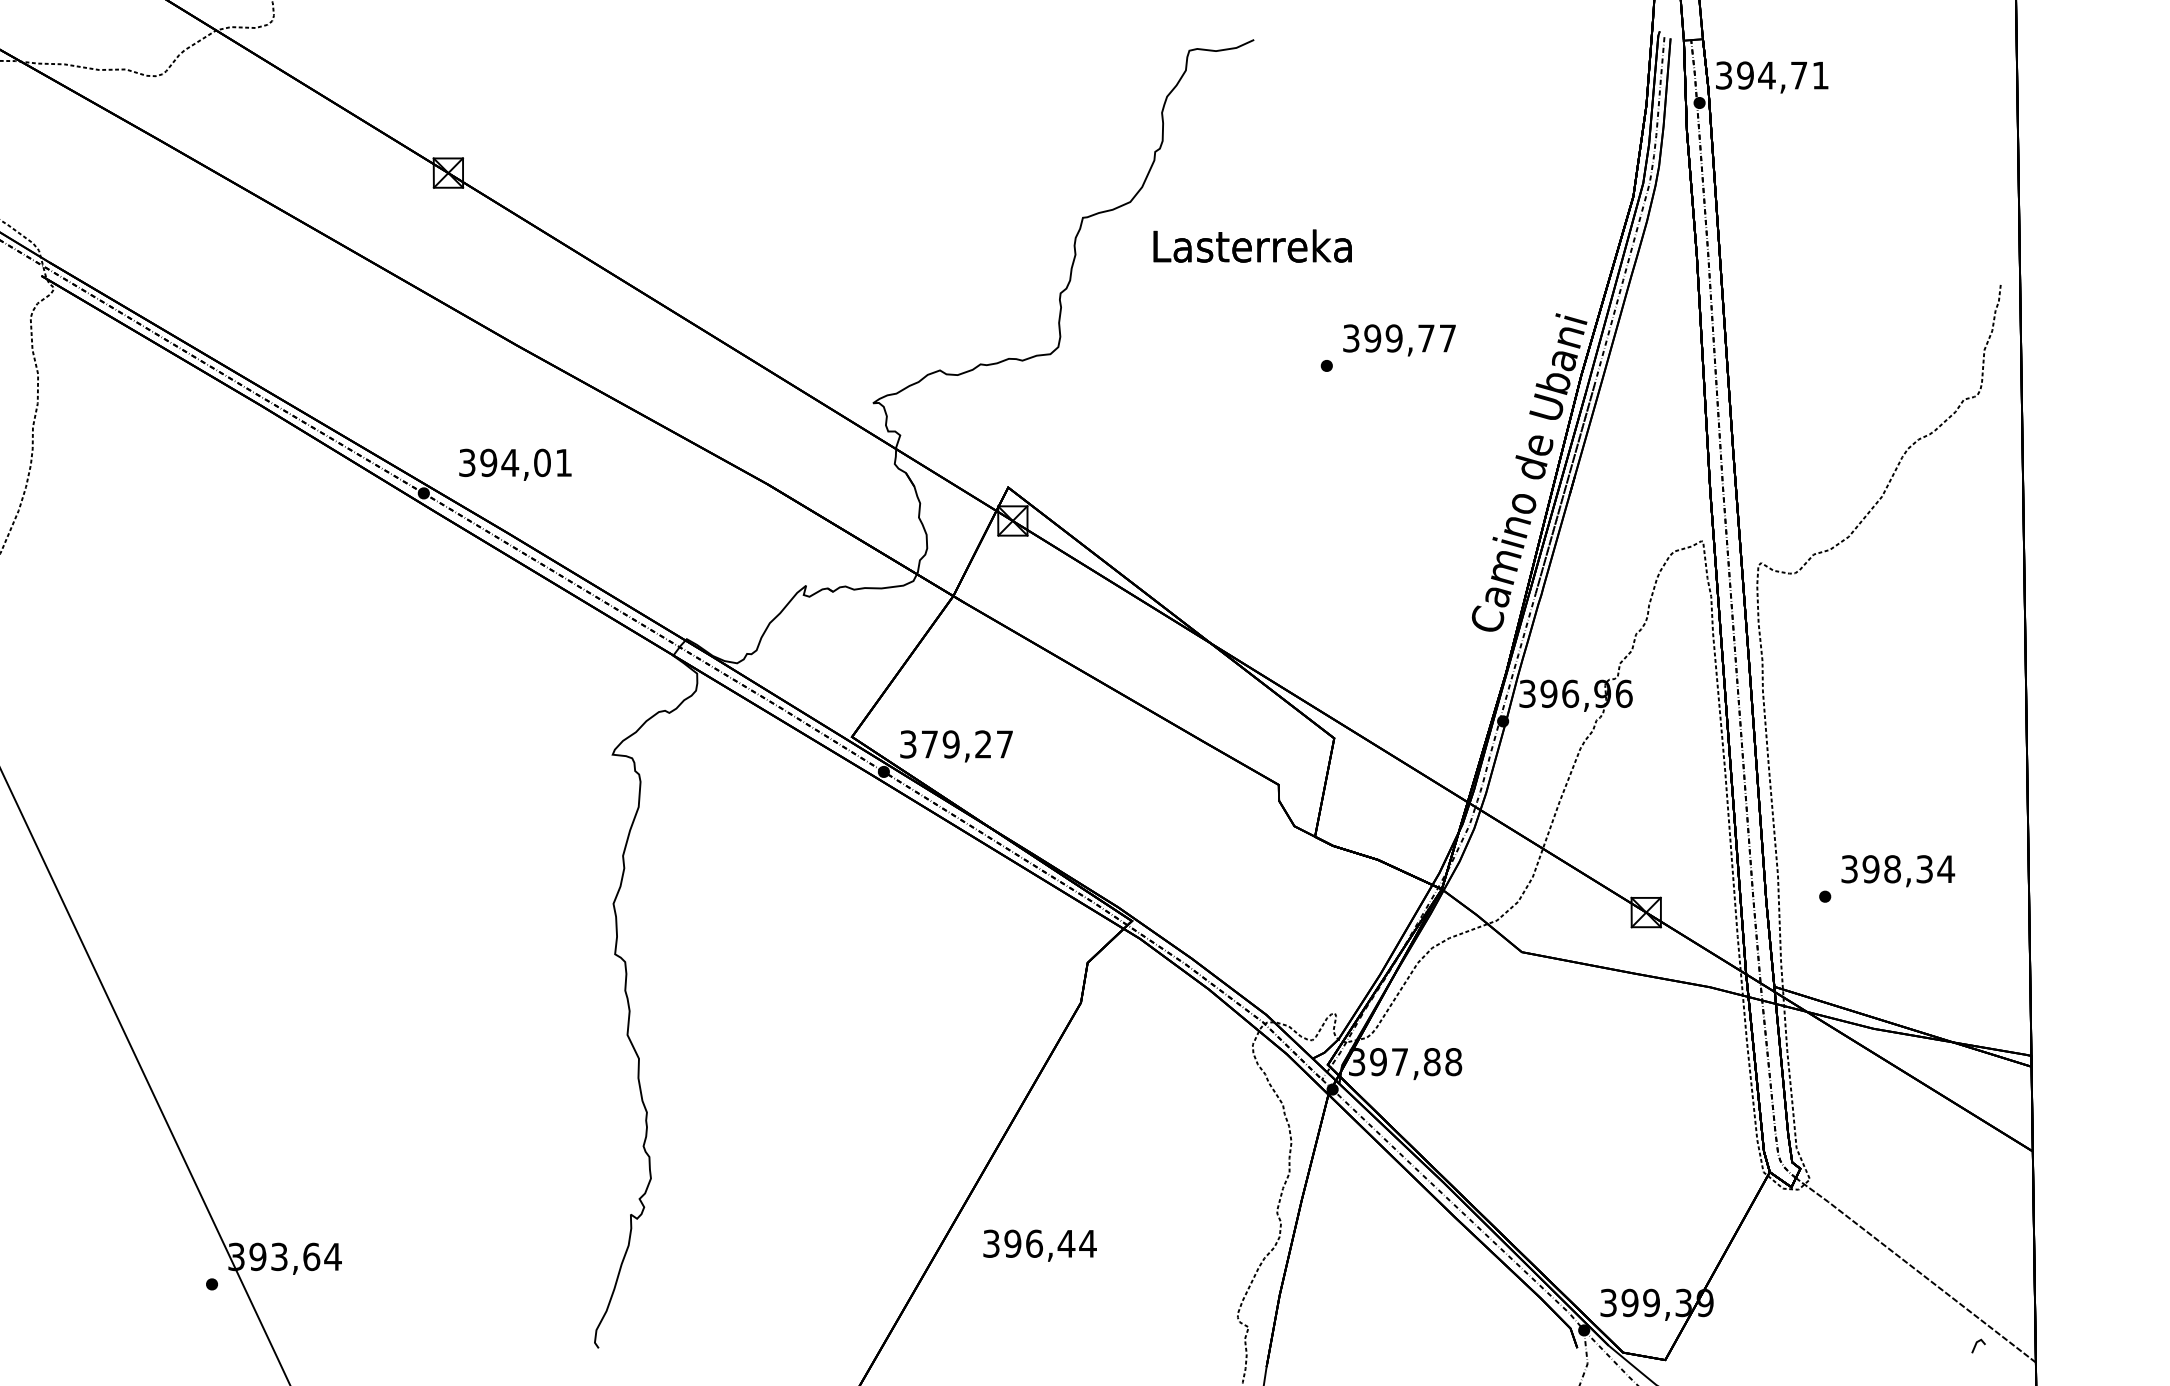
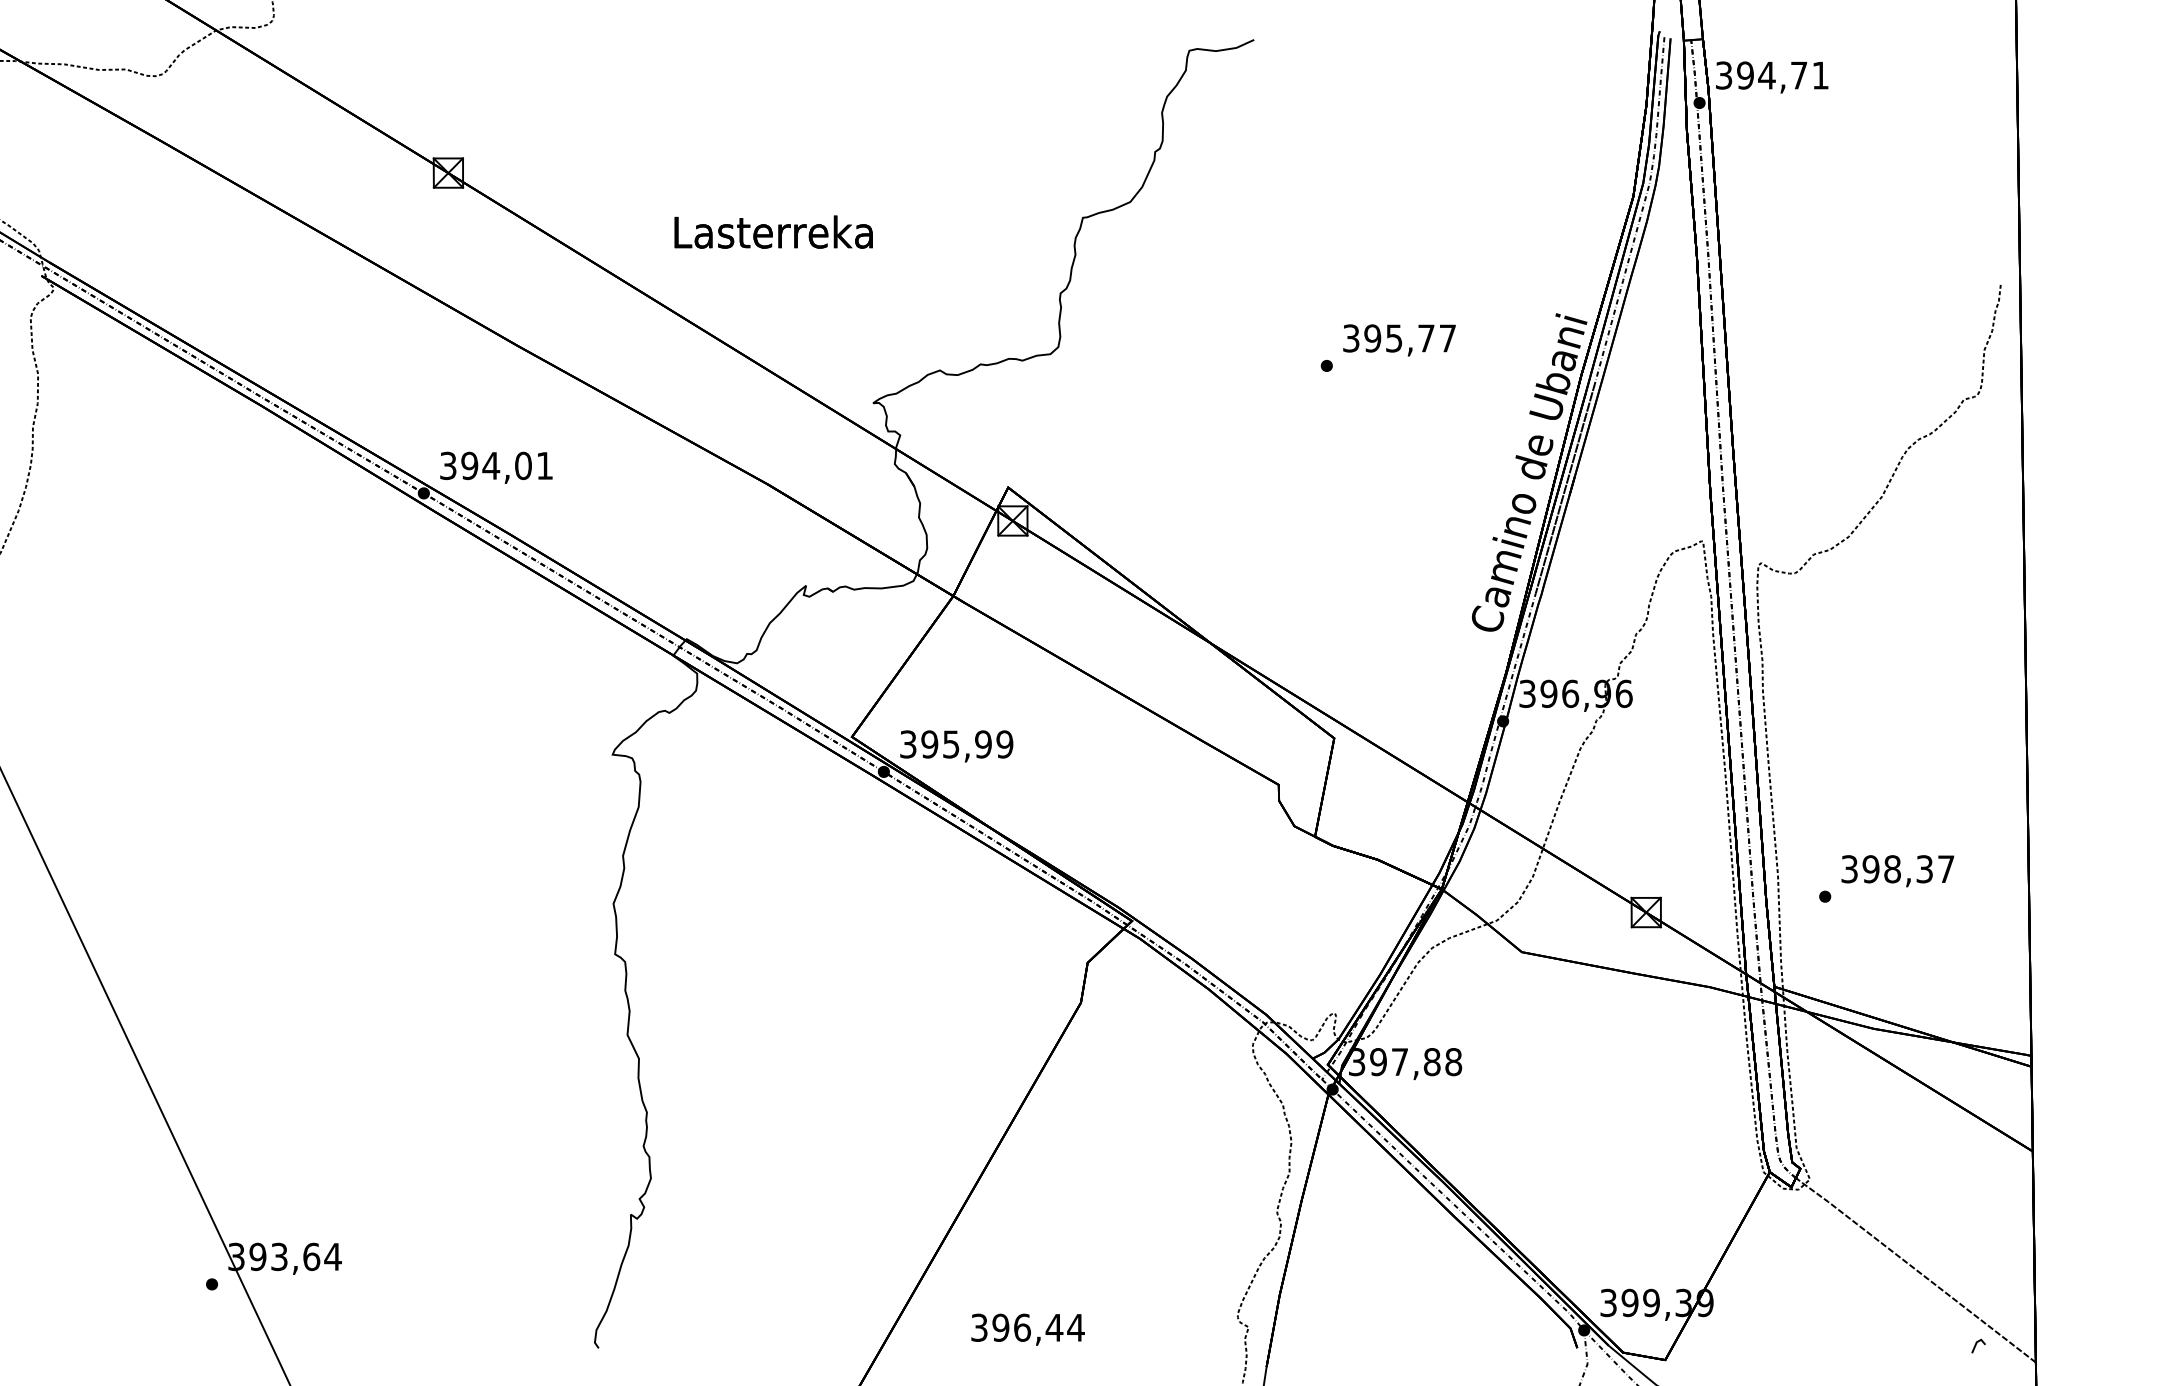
text position: (1252, 245) -> (773, 231) (773, 231)
text: 399,77 -> 395,77 (1393, 338)
text position: (515, 464) -> (496, 467) (496, 467)
text: 379,27 -> 395,99 (967, 744)
text: 398,34 -> 398,37 (1946, 868)
text position: (1039, 1245) -> (1027, 1329) (1027, 1329)
